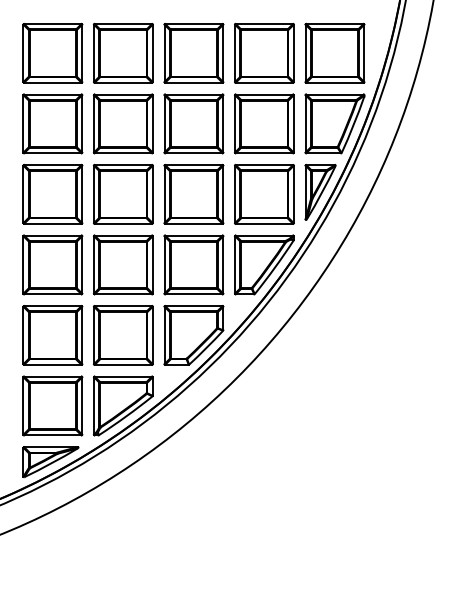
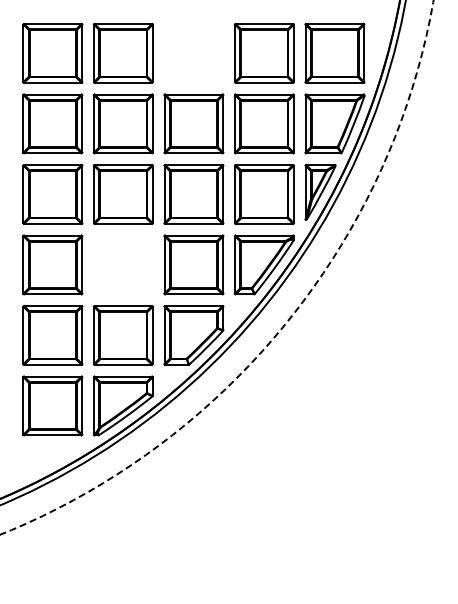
part: present -> none (193, 52)
part: present -> none (122, 264)
circle: solid -> dashed (216, 267)
part: present -> none (50, 462)
